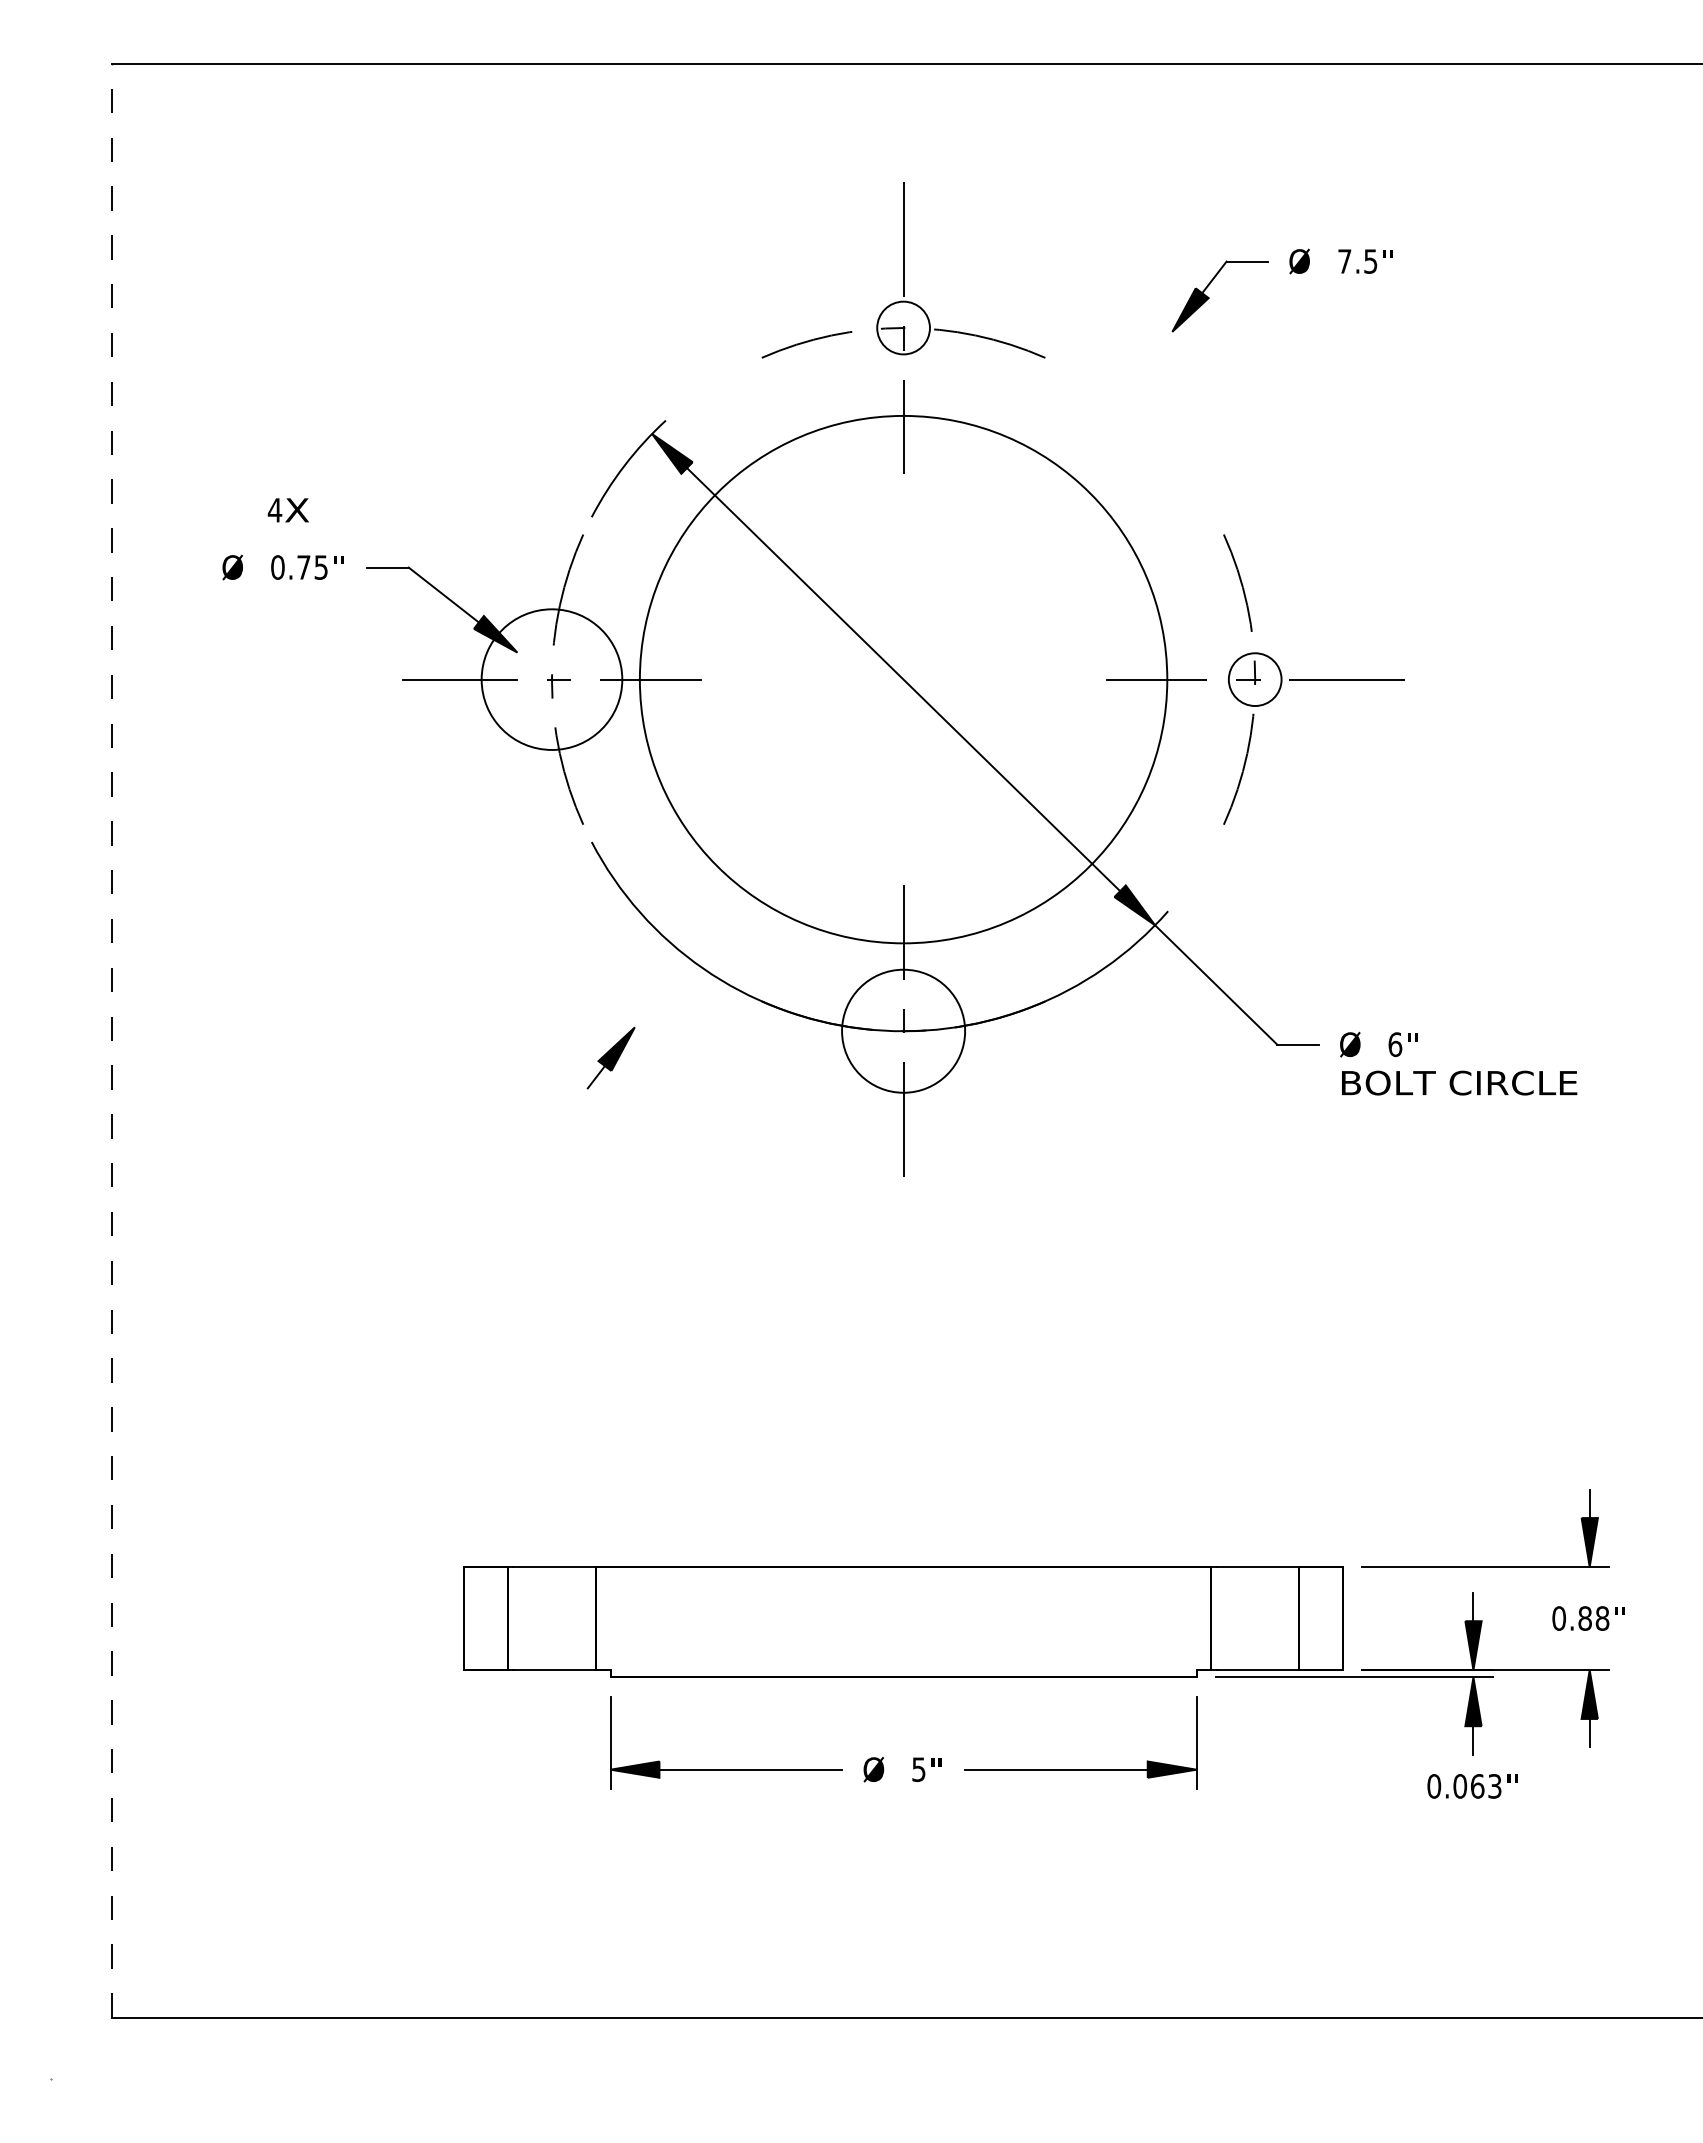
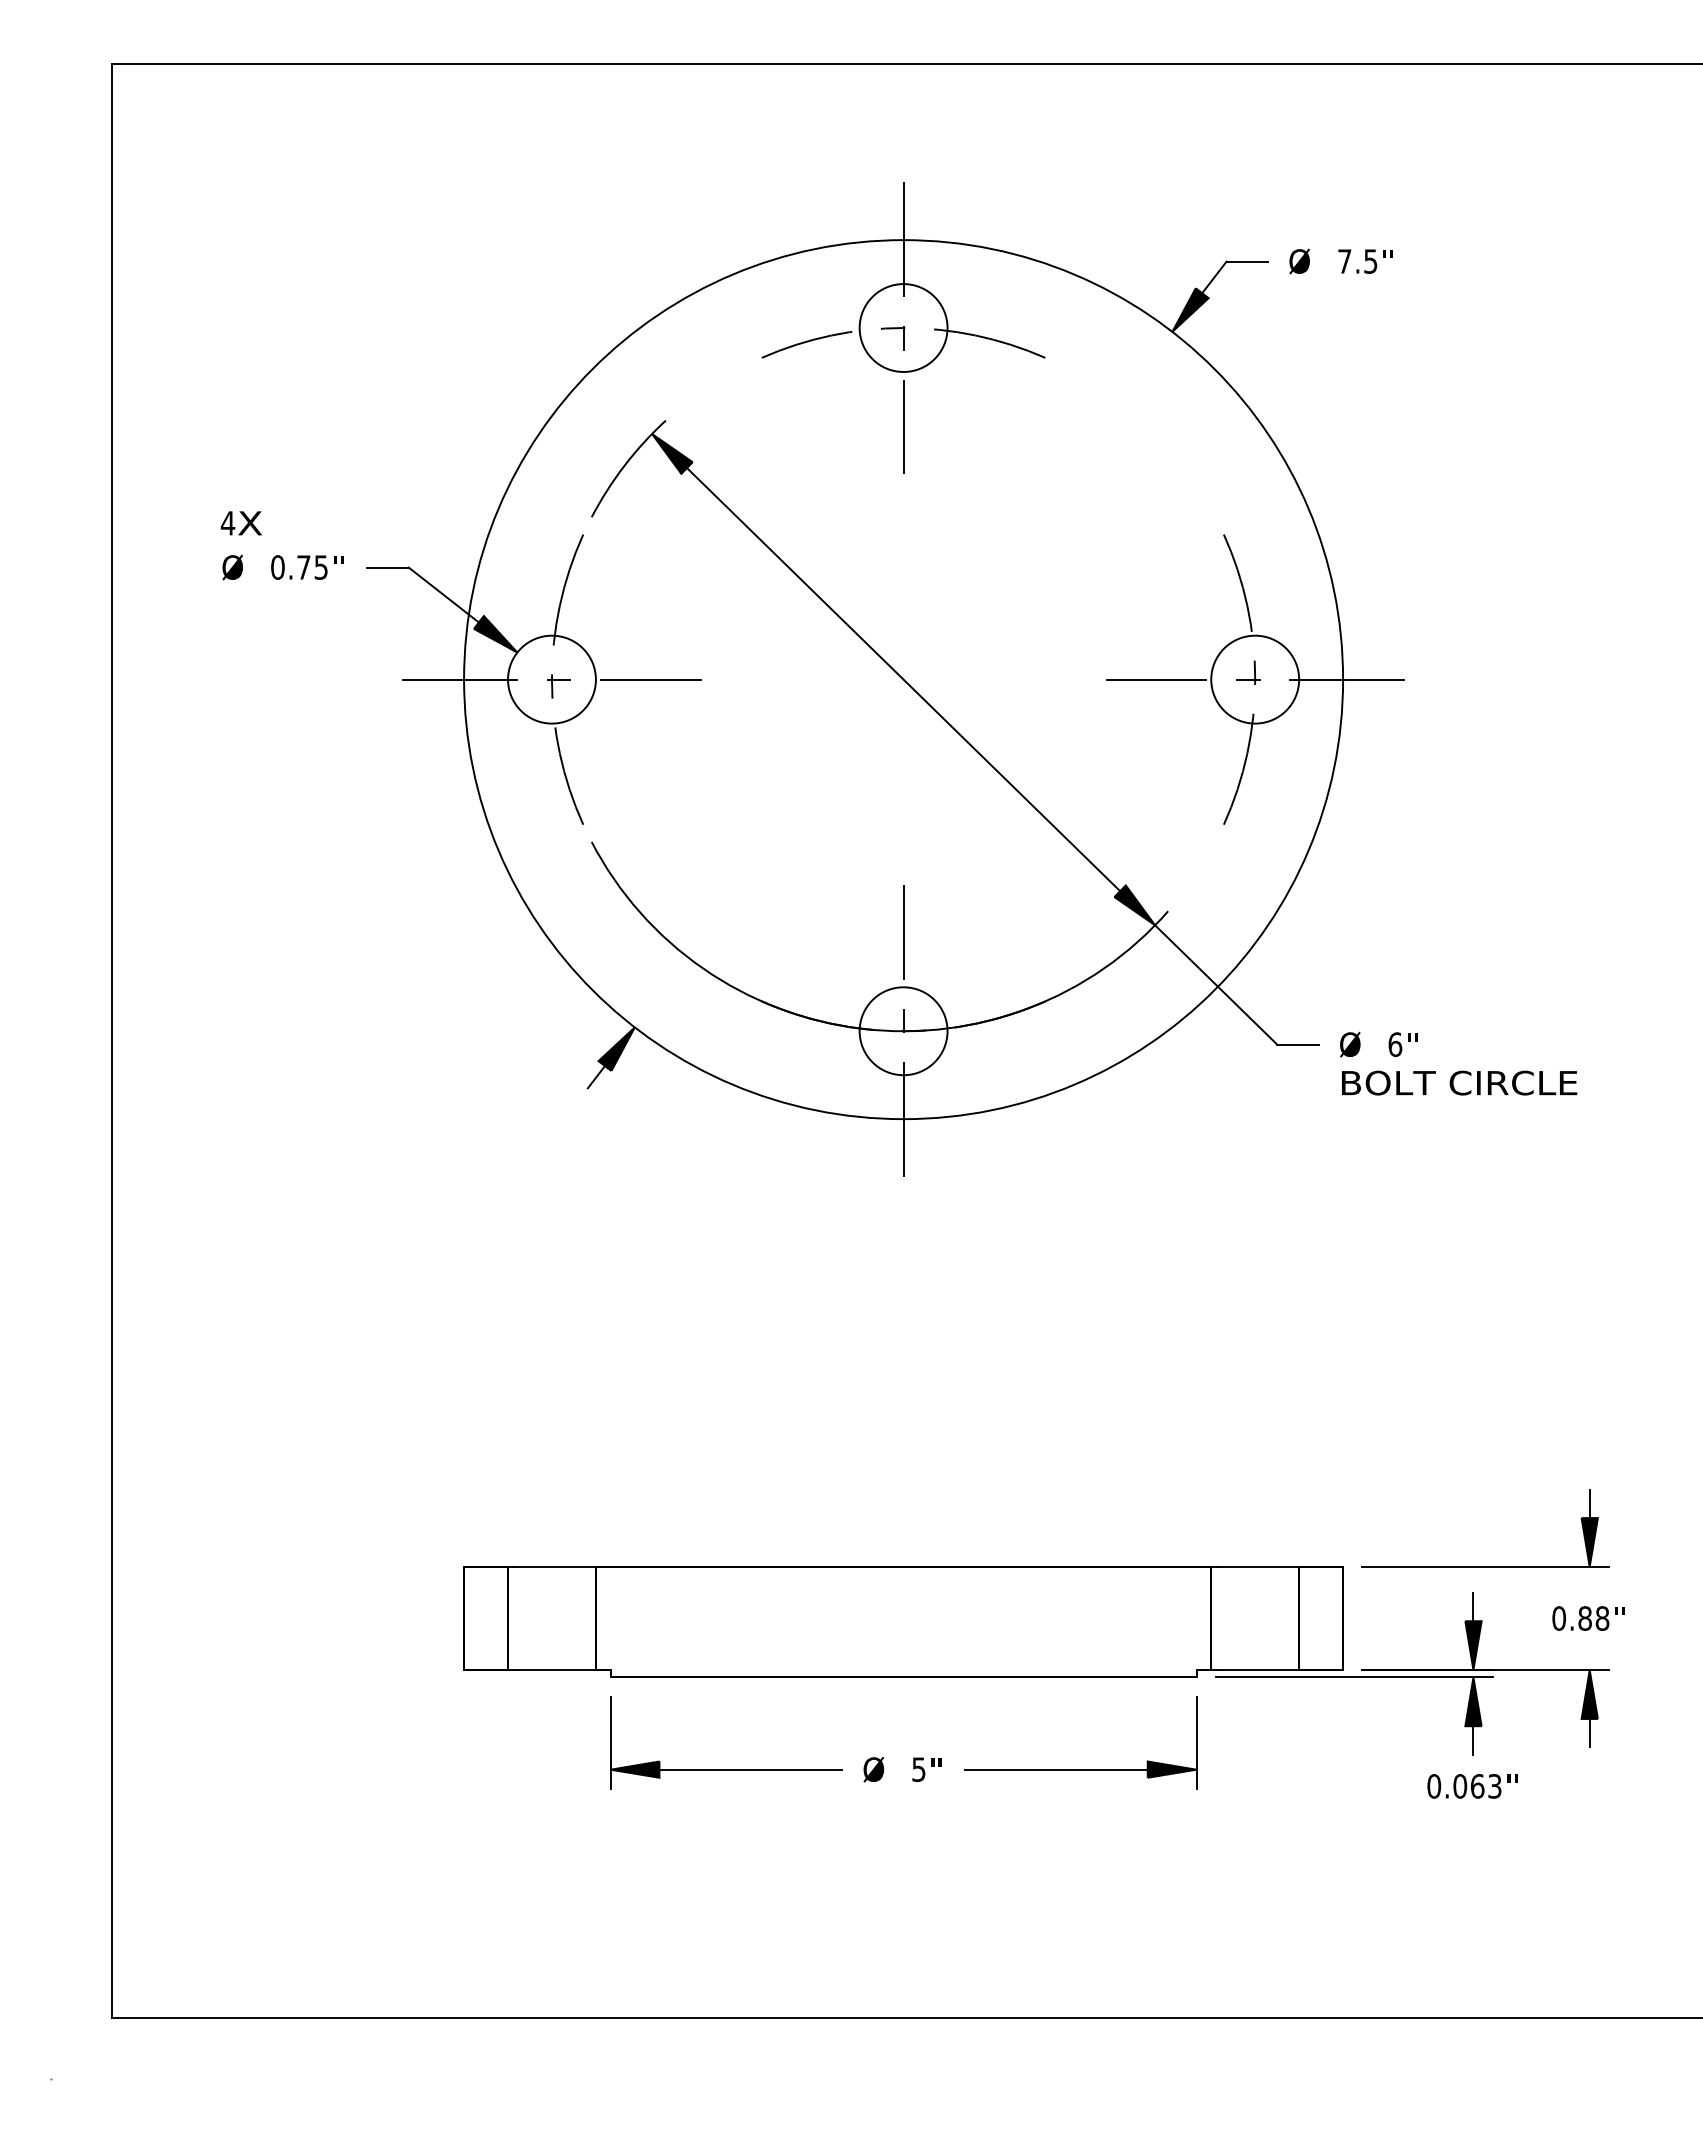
circle diameter: 53 px -> 88 px (903, 327)
text position: (287, 510) -> (240, 523) (240, 523)
circle diameter: 141 px -> 88 px (551, 679)
circle diameter: 527 px -> 879 px (903, 679)
circle diameter: 53 px -> 88 px (1255, 679)
circle diameter: 123 px -> 88 px (903, 1031)
line: dashed -> solid (112, 1040)
